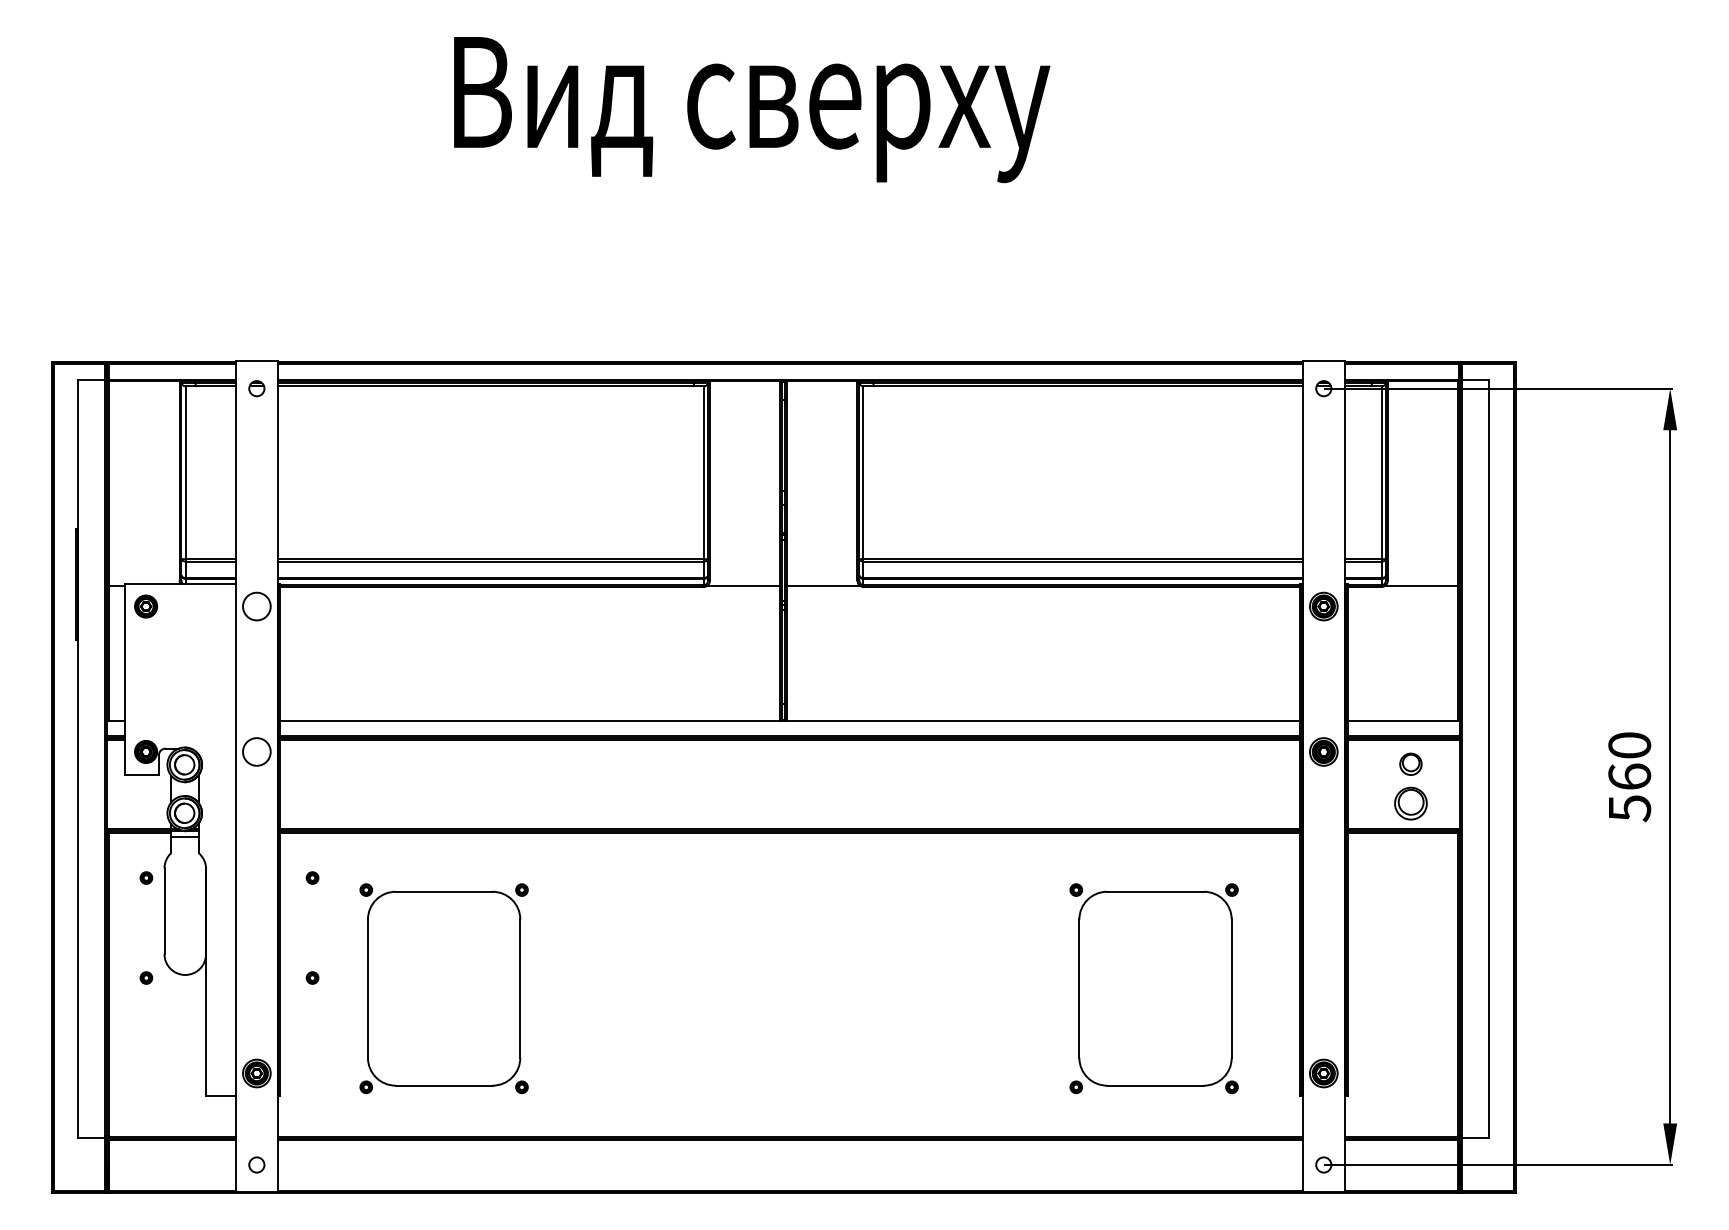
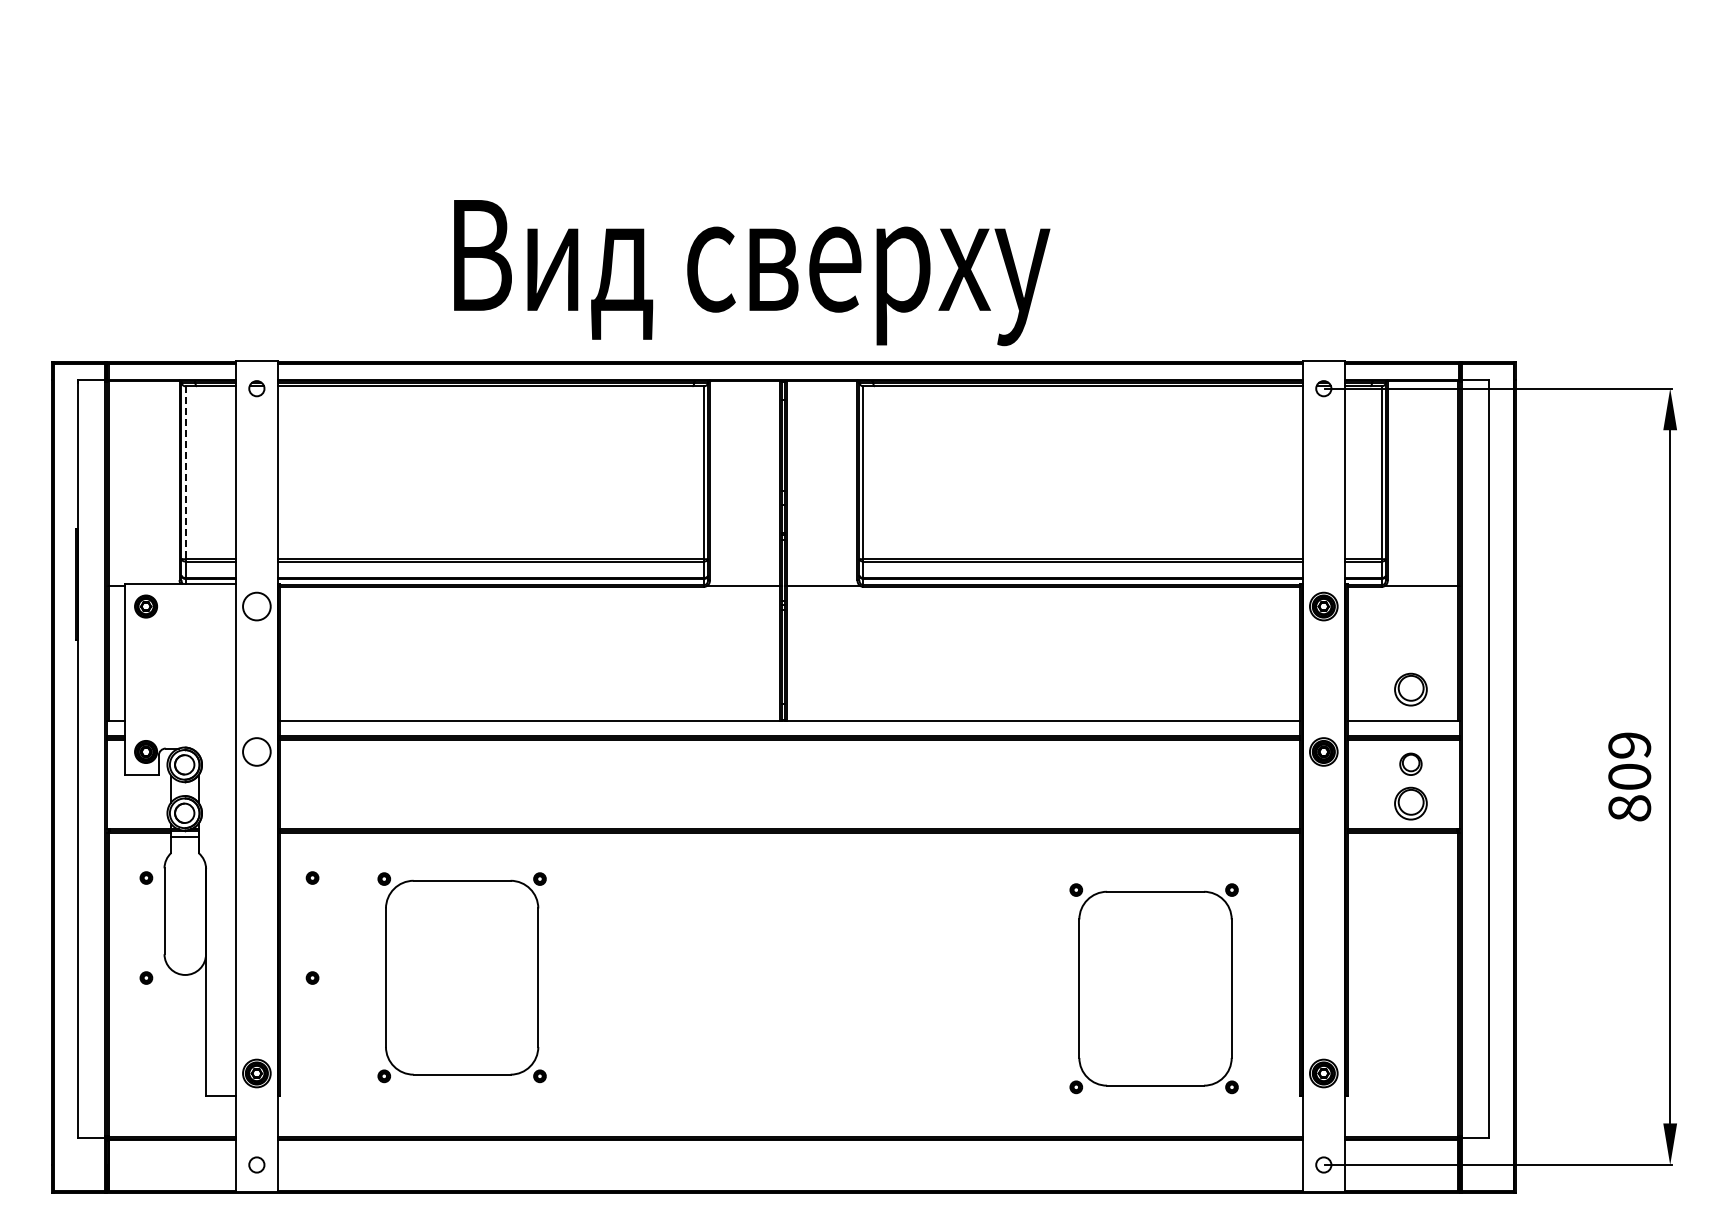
text position: (752, 110) -> (752, 273) (752, 273)
line: solid -> dashed (185, 473)
part: none -> present (1410, 689)
text: 560 -> 809 (1629, 777)
part position: (443, 988) -> (461, 977) (461, 977)
